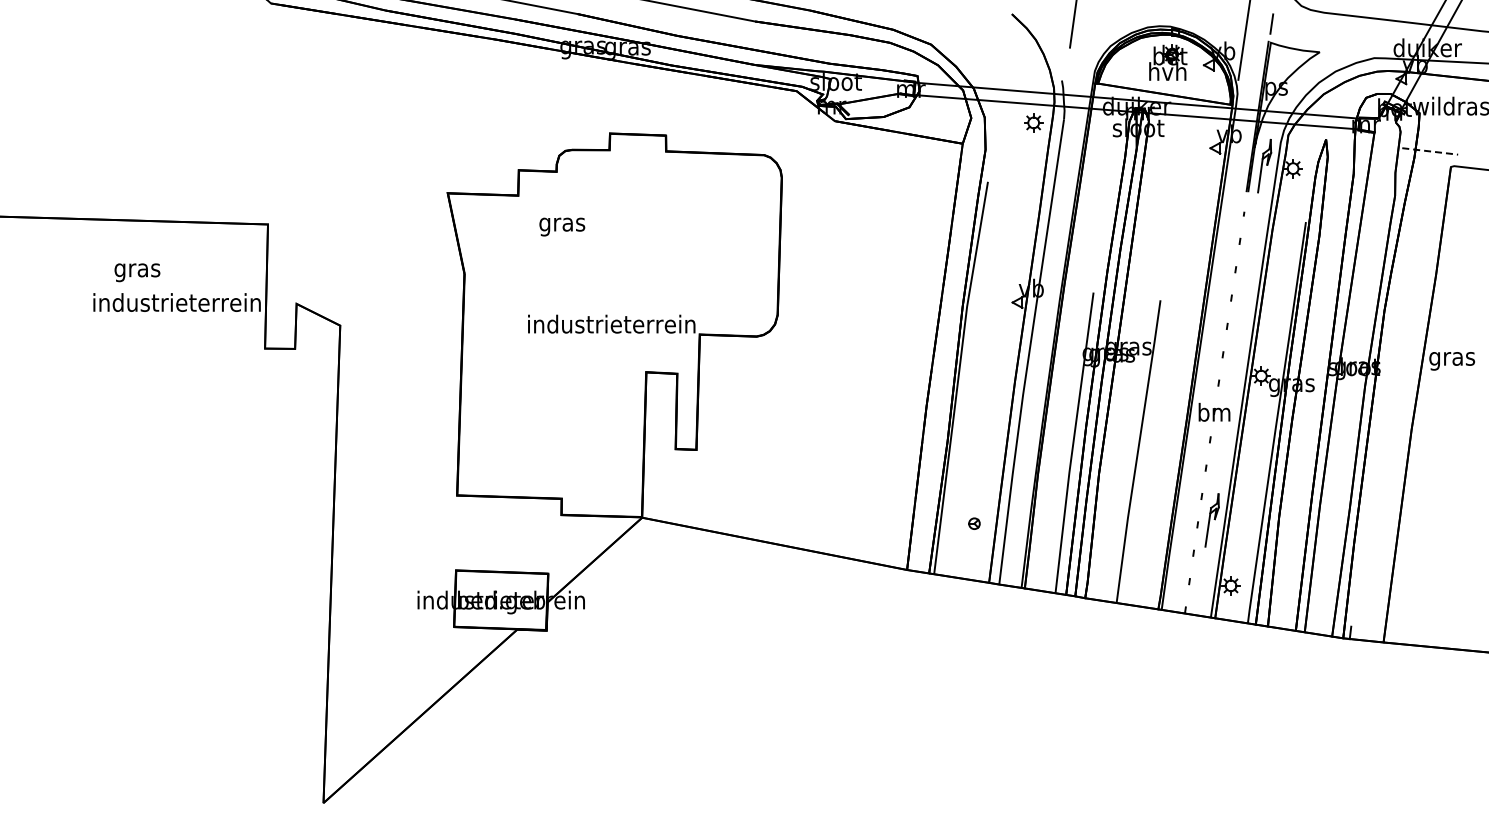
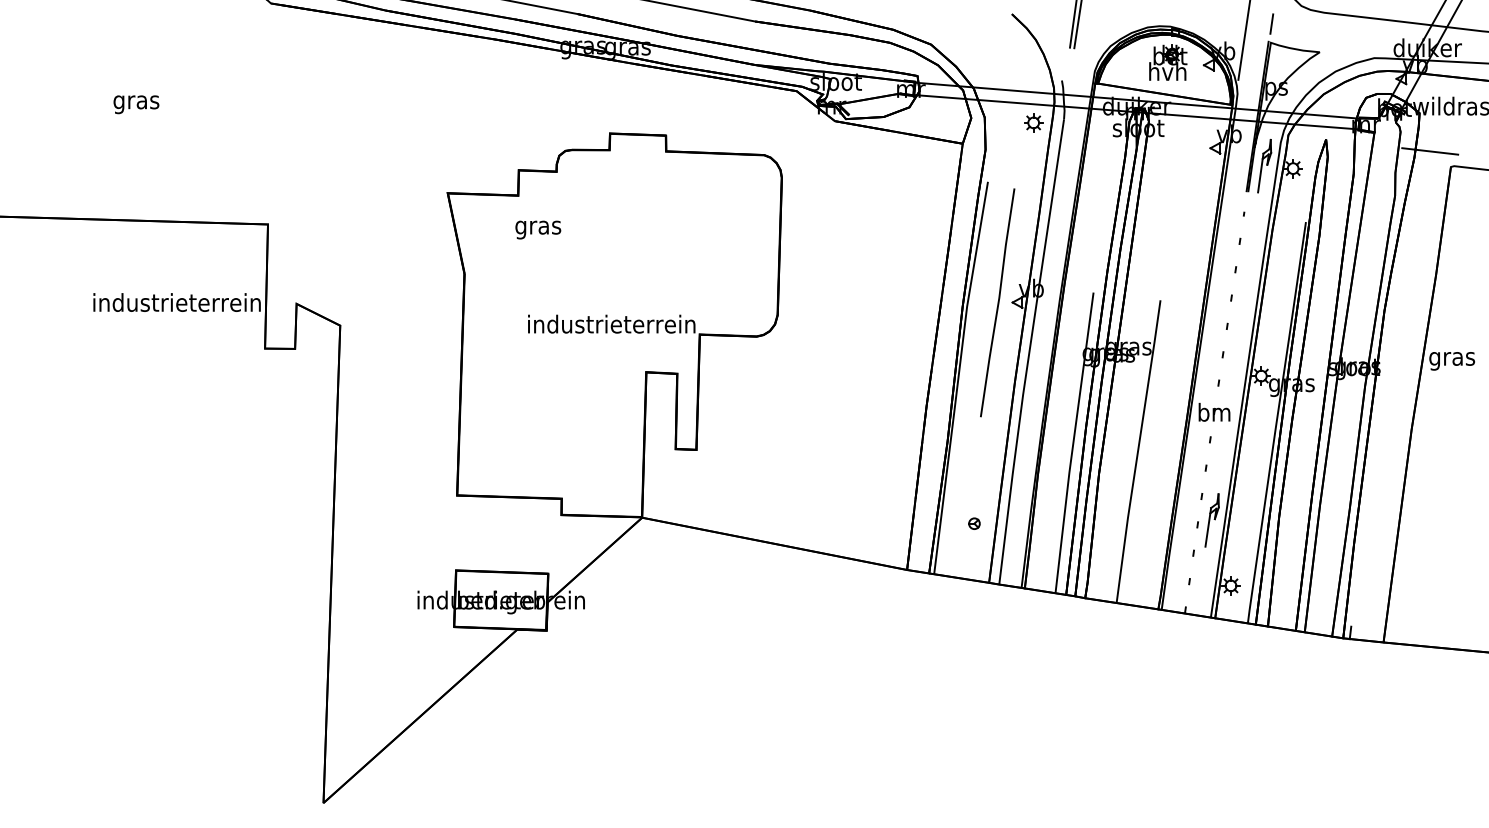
line: none -> present (1077, 25)
line: dashed -> solid (1430, 151)
text position: (562, 226) -> (538, 229) (538, 229)
text position: (137, 272) -> (136, 104) (136, 104)
line: none -> present (997, 302)
